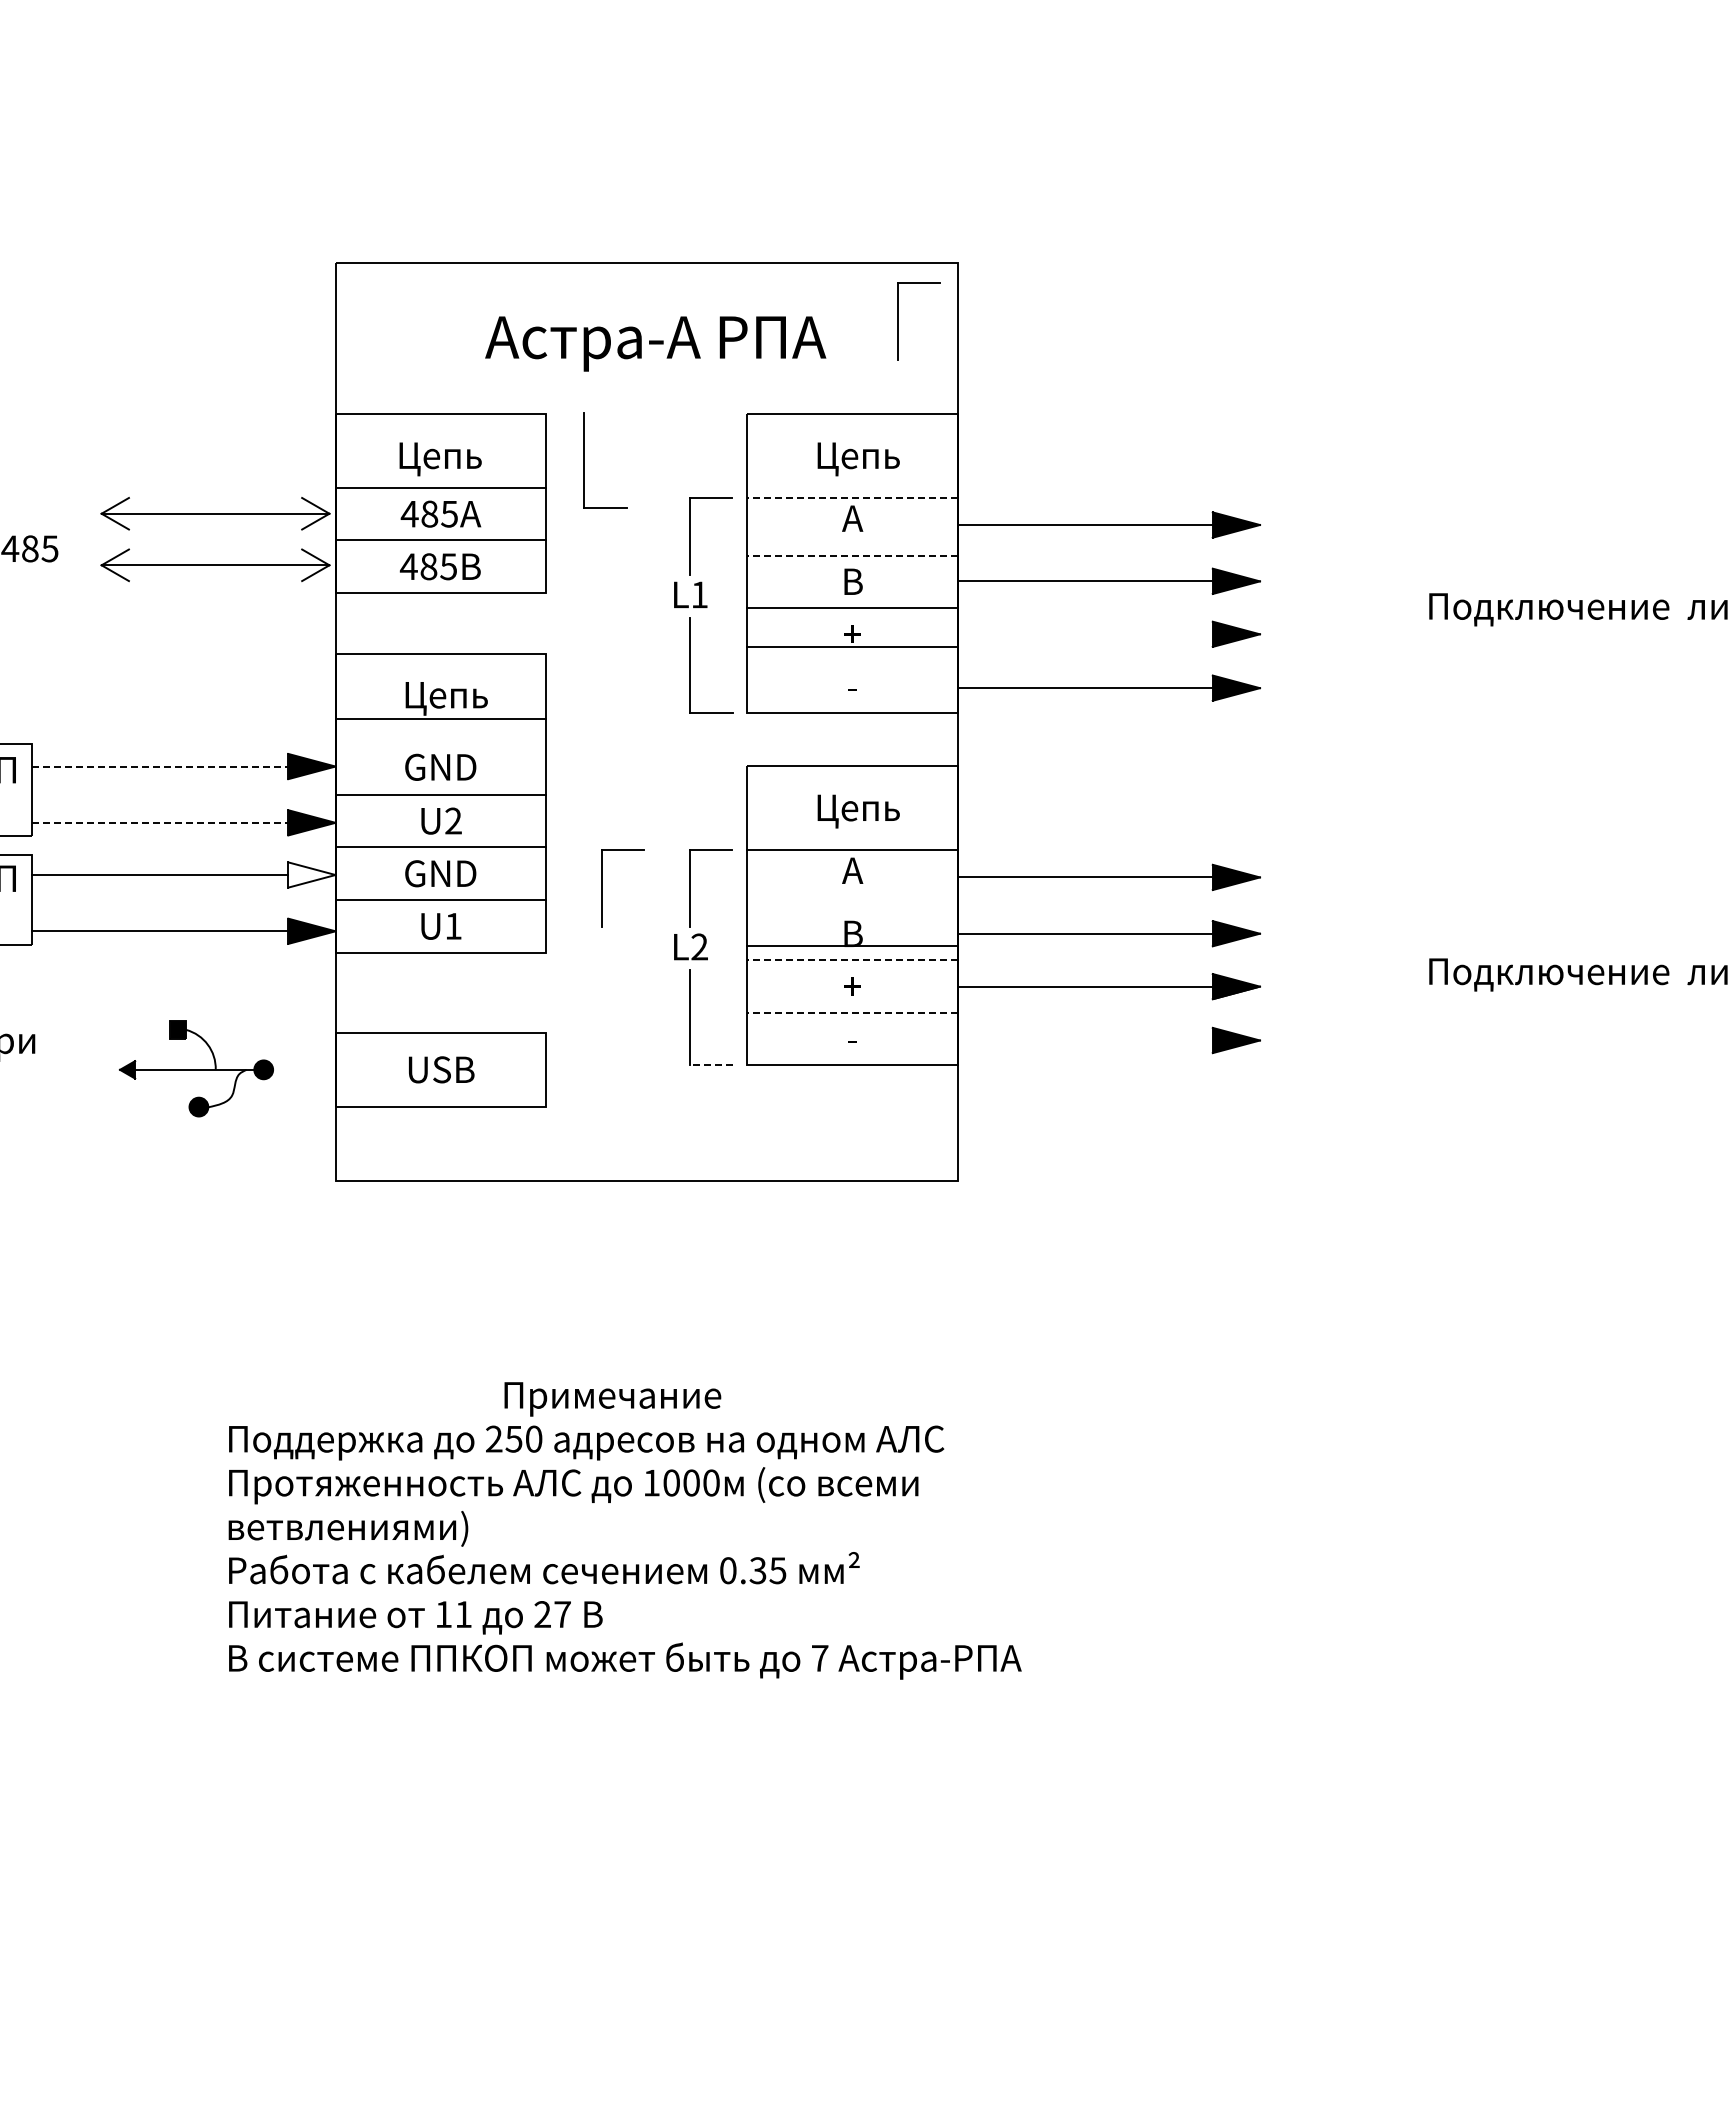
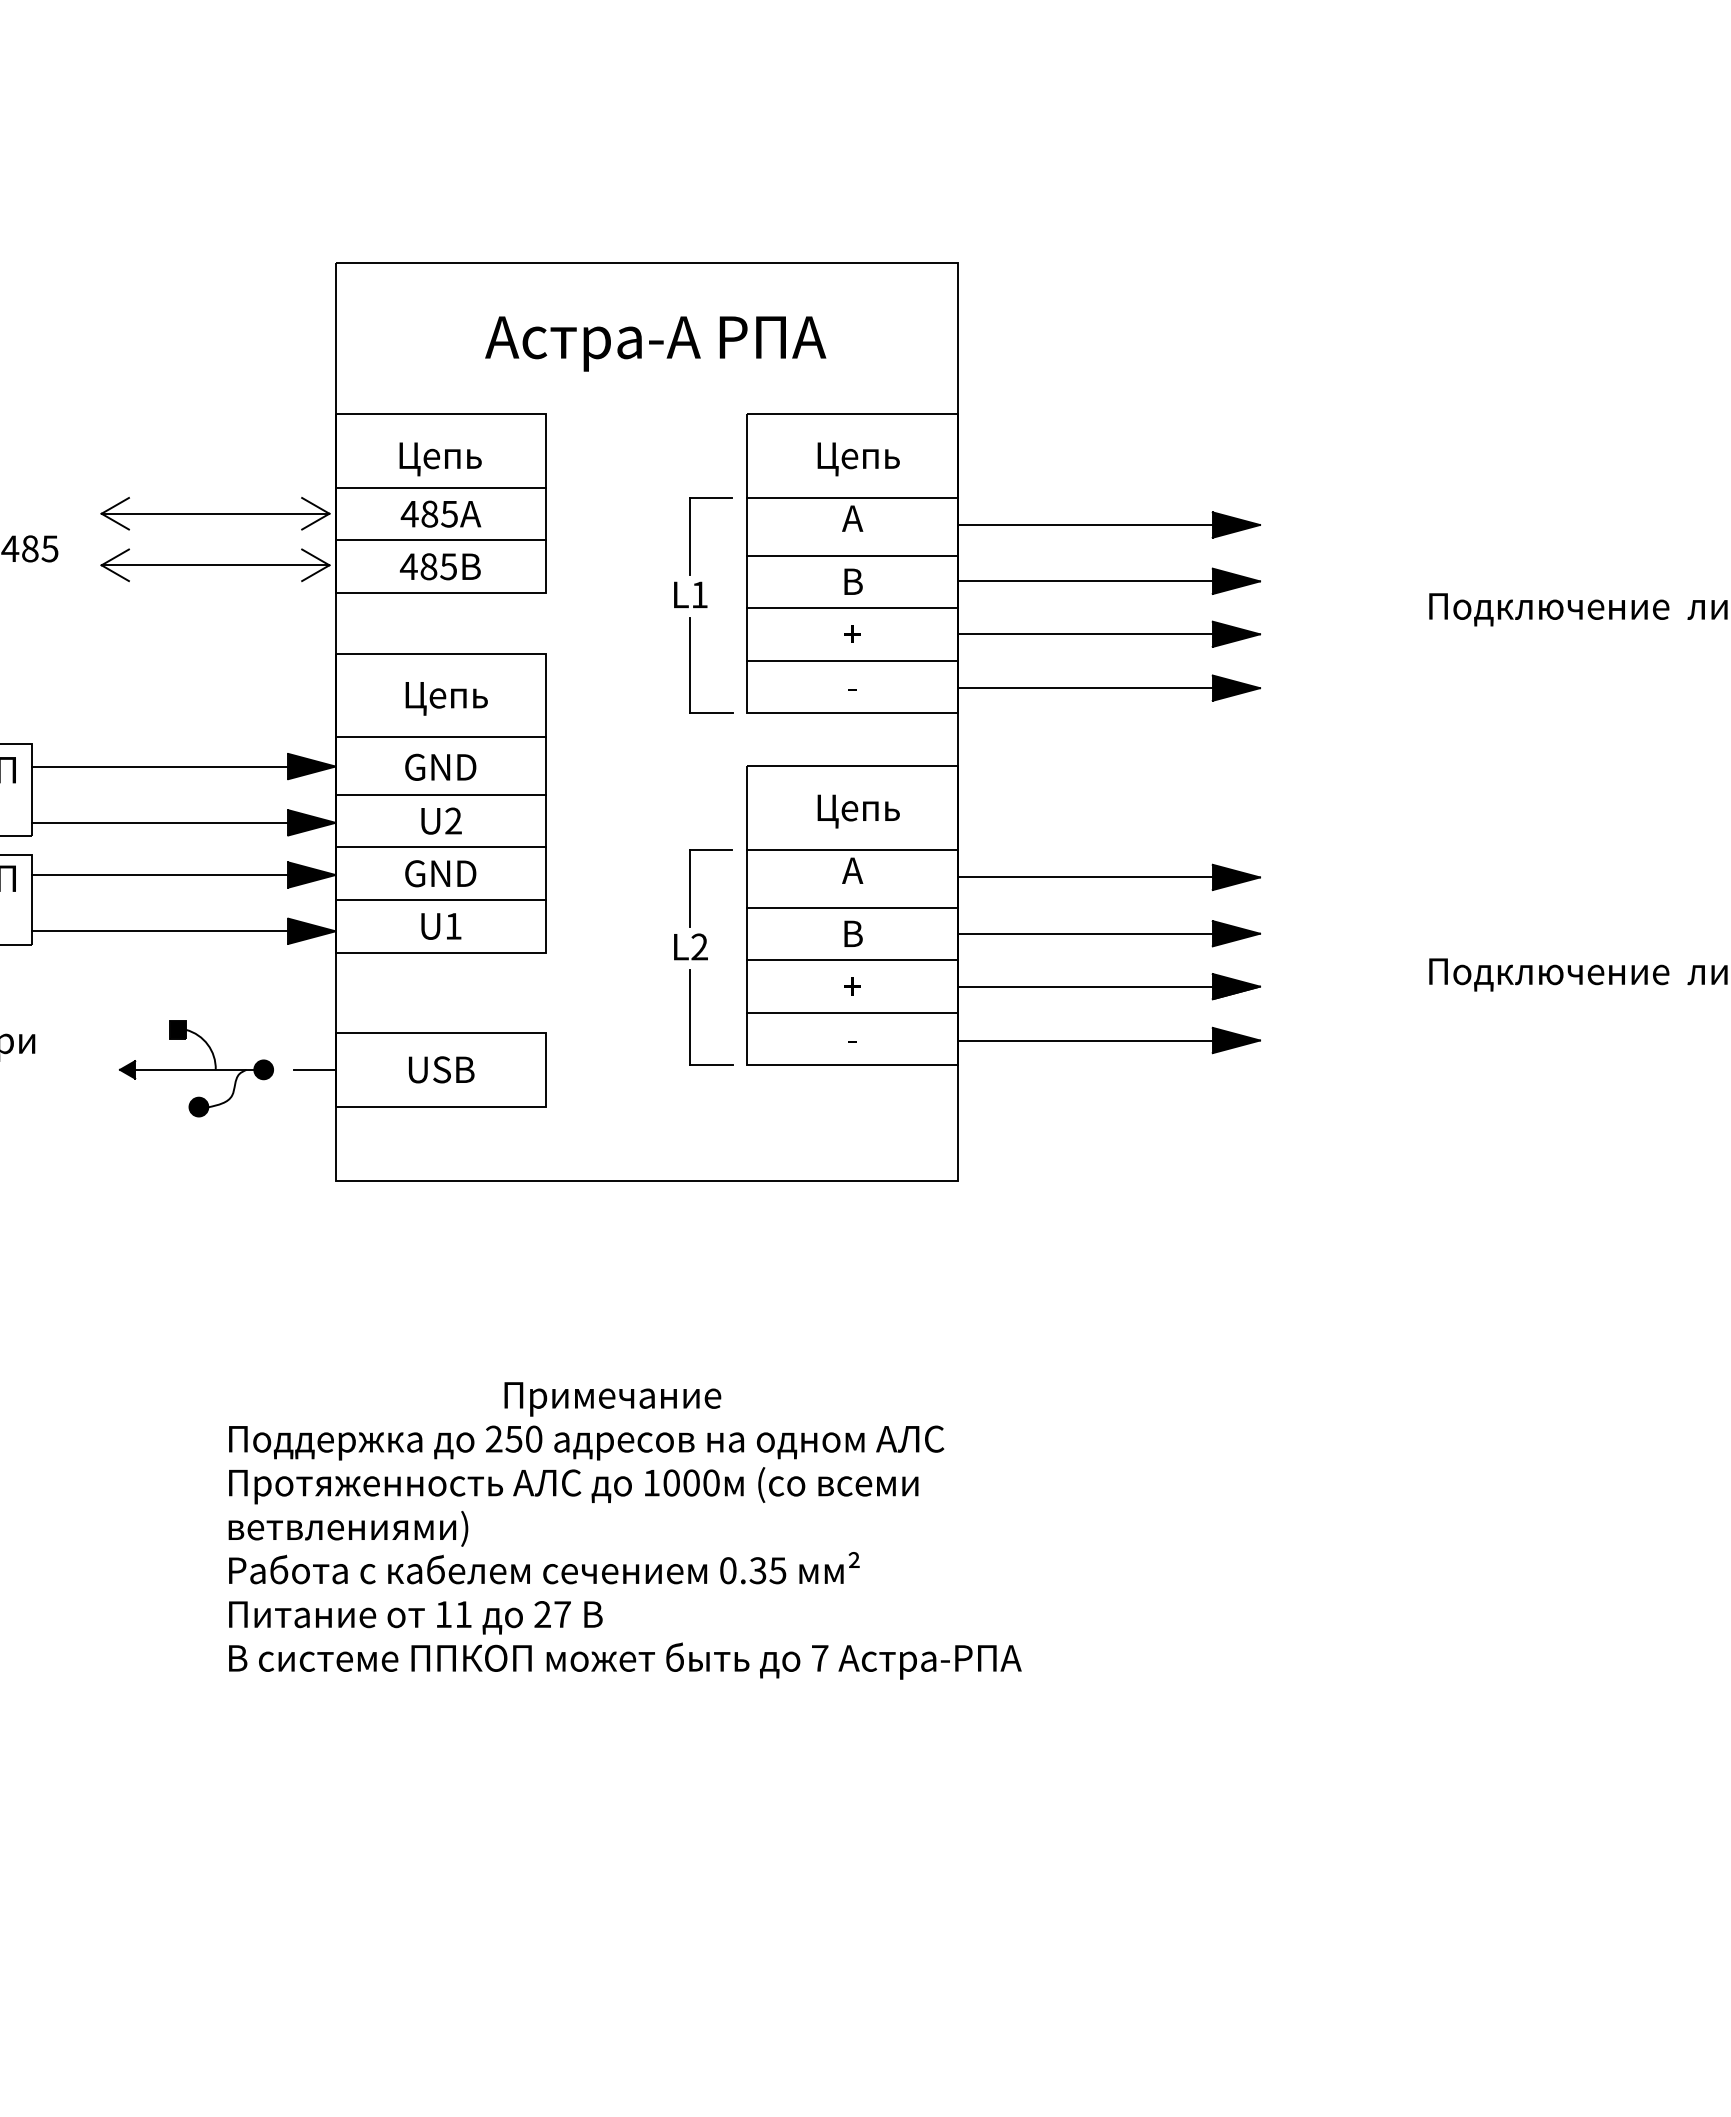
part: present -> none (898, 321)
part: present -> none (584, 460)
line: dashed -> solid (852, 497)
line: dashed -> solid (852, 555)
line: none -> present (1084, 634)
line position: (852, 646) -> (852, 660) (852, 660)
line position: (440, 719) -> (440, 737) (440, 737)
line: dashed -> solid (160, 766)
line: dashed -> solid (160, 822)
fill: none -> present (311, 874)
part: present -> none (602, 888)
line position: (852, 945) -> (852, 907) (852, 907)
line: dashed -> solid (852, 960)
line: dashed -> solid (852, 1012)
line: none -> present (1084, 1040)
line: dashed -> solid (710, 1065)
line: none -> present (314, 1069)
